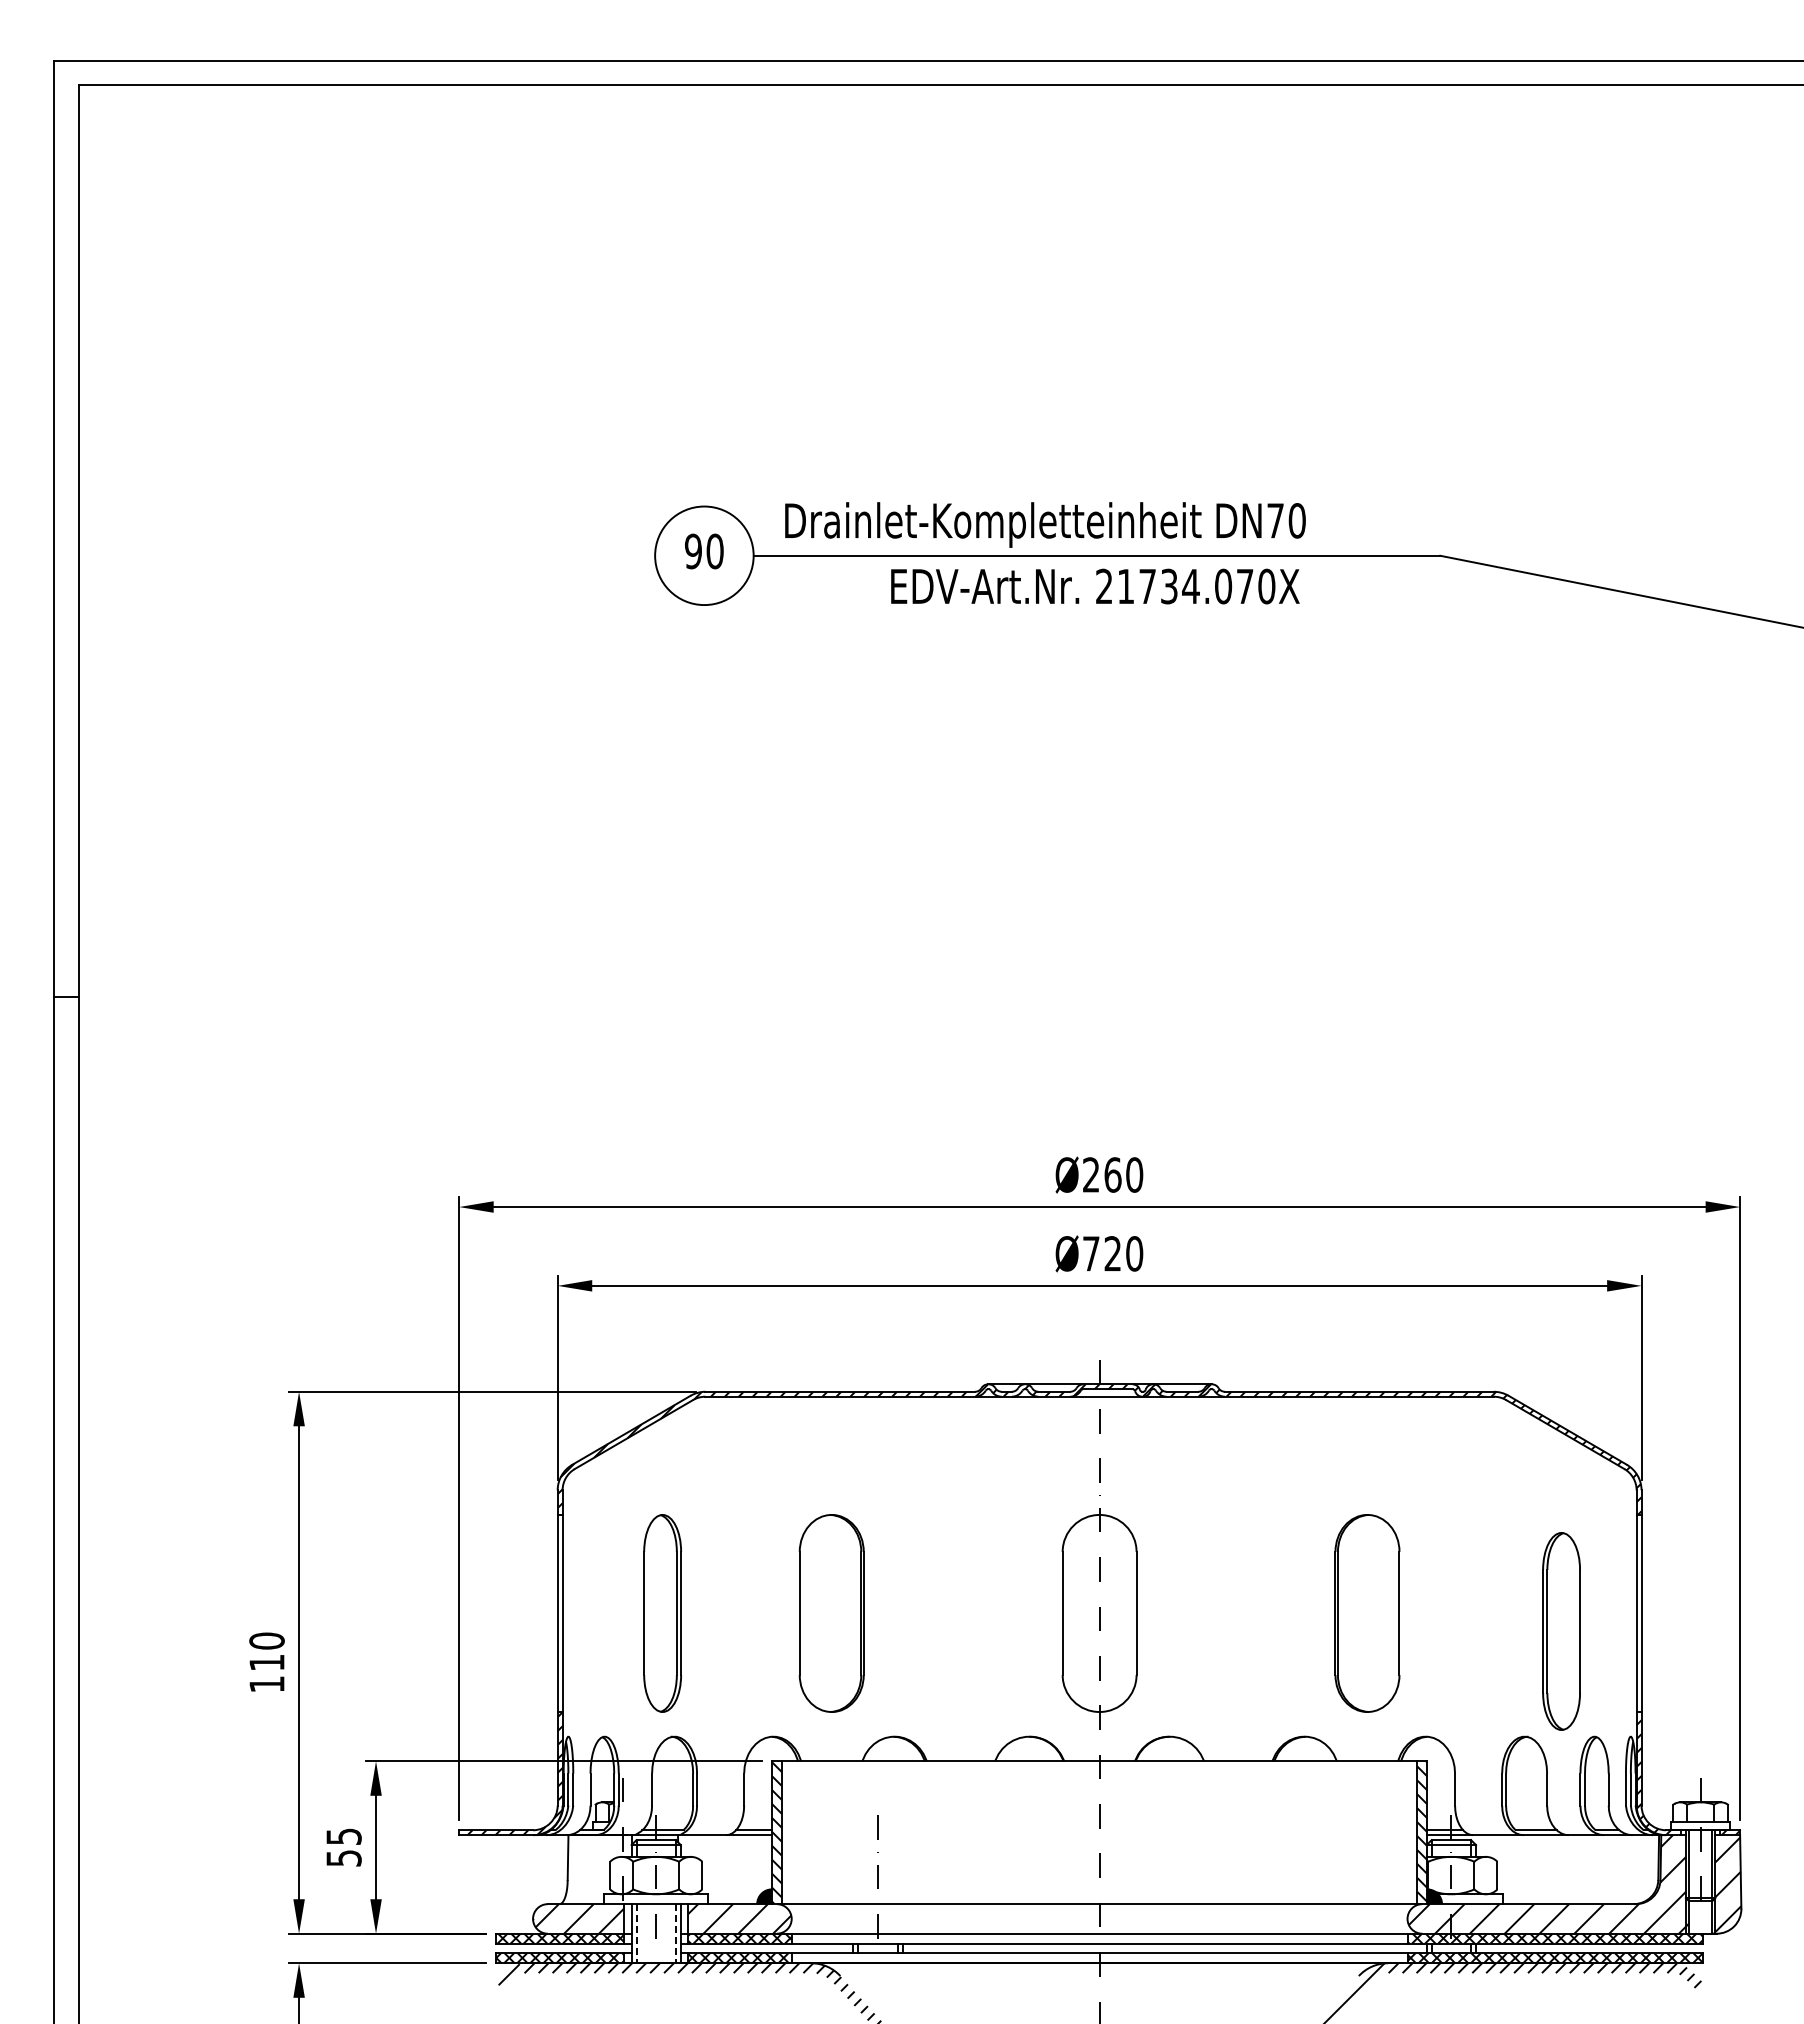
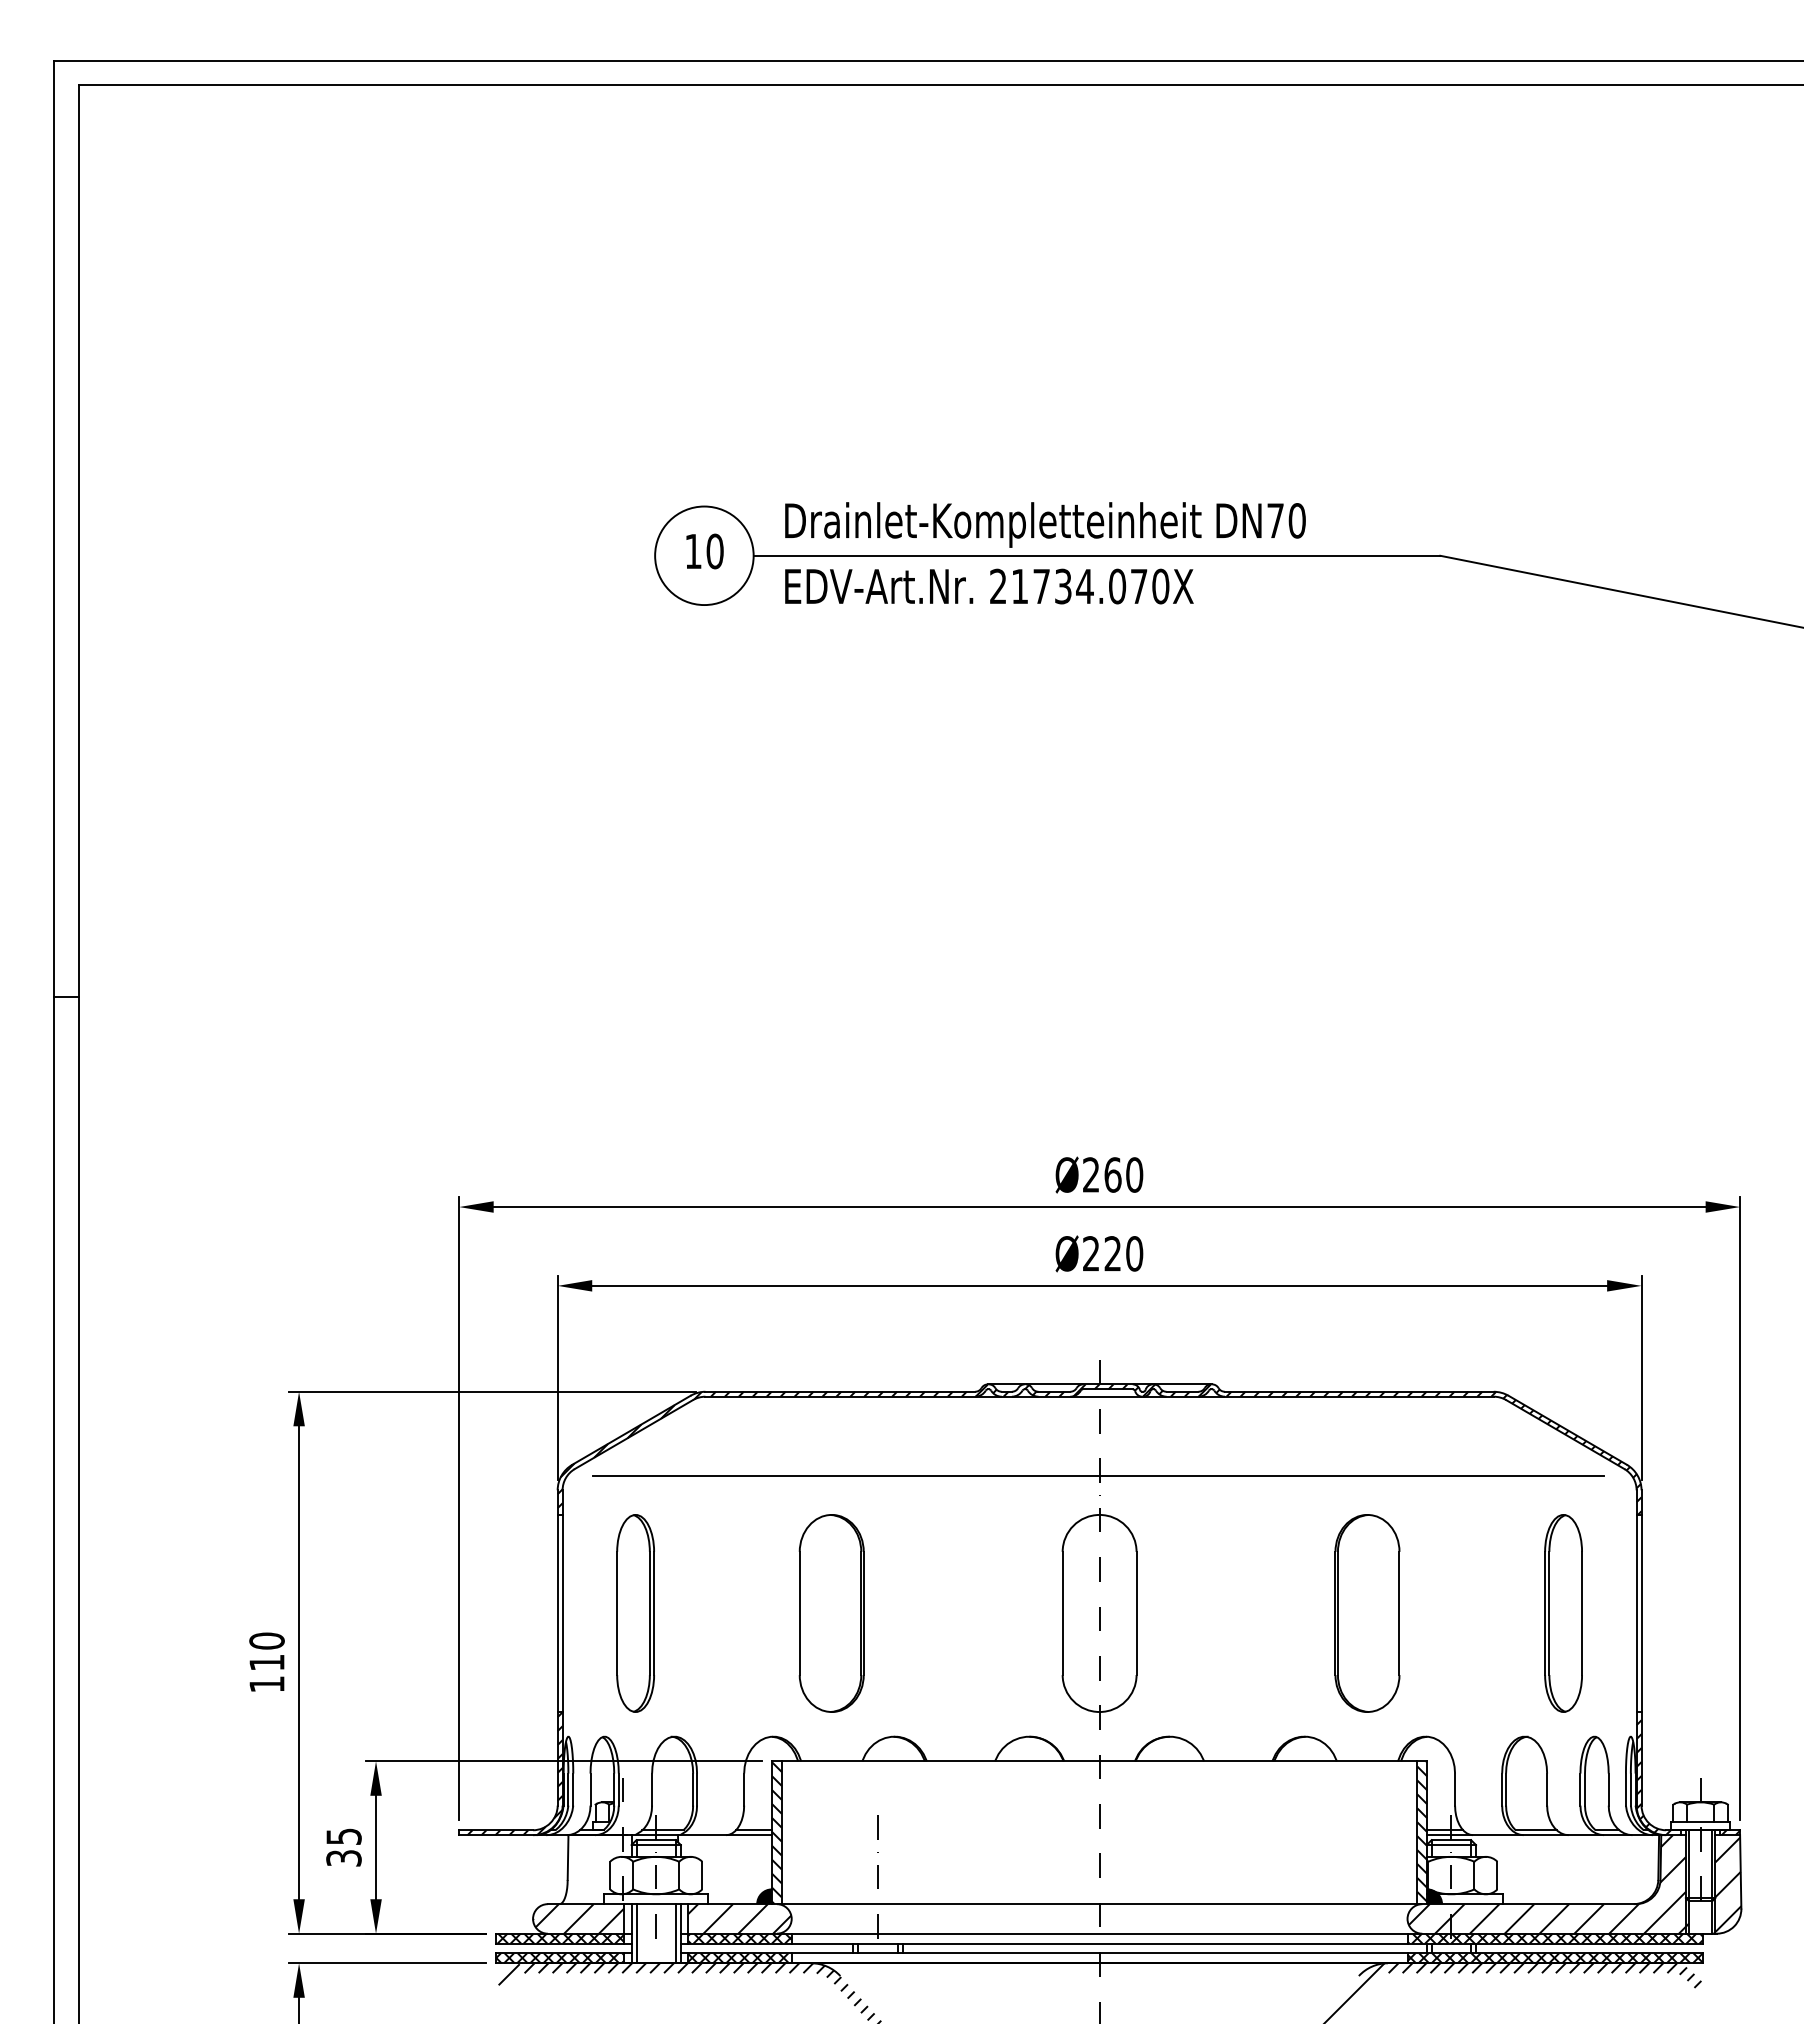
text: 90 -> 10 (693, 551)
text position: (1095, 586) -> (989, 586) (989, 586)
text: Ø720 -> Ø220 (1091, 1253)
line: none -> present (1098, 1475)
part position: (662, 1613) -> (635, 1613) (635, 1613)
part position: (1561, 1631) -> (1563, 1613) (1563, 1613)
text: 55 -> 35 (343, 1858)
line: dashed -> solid (636, 1933)
line: dashed -> solid (675, 1933)
